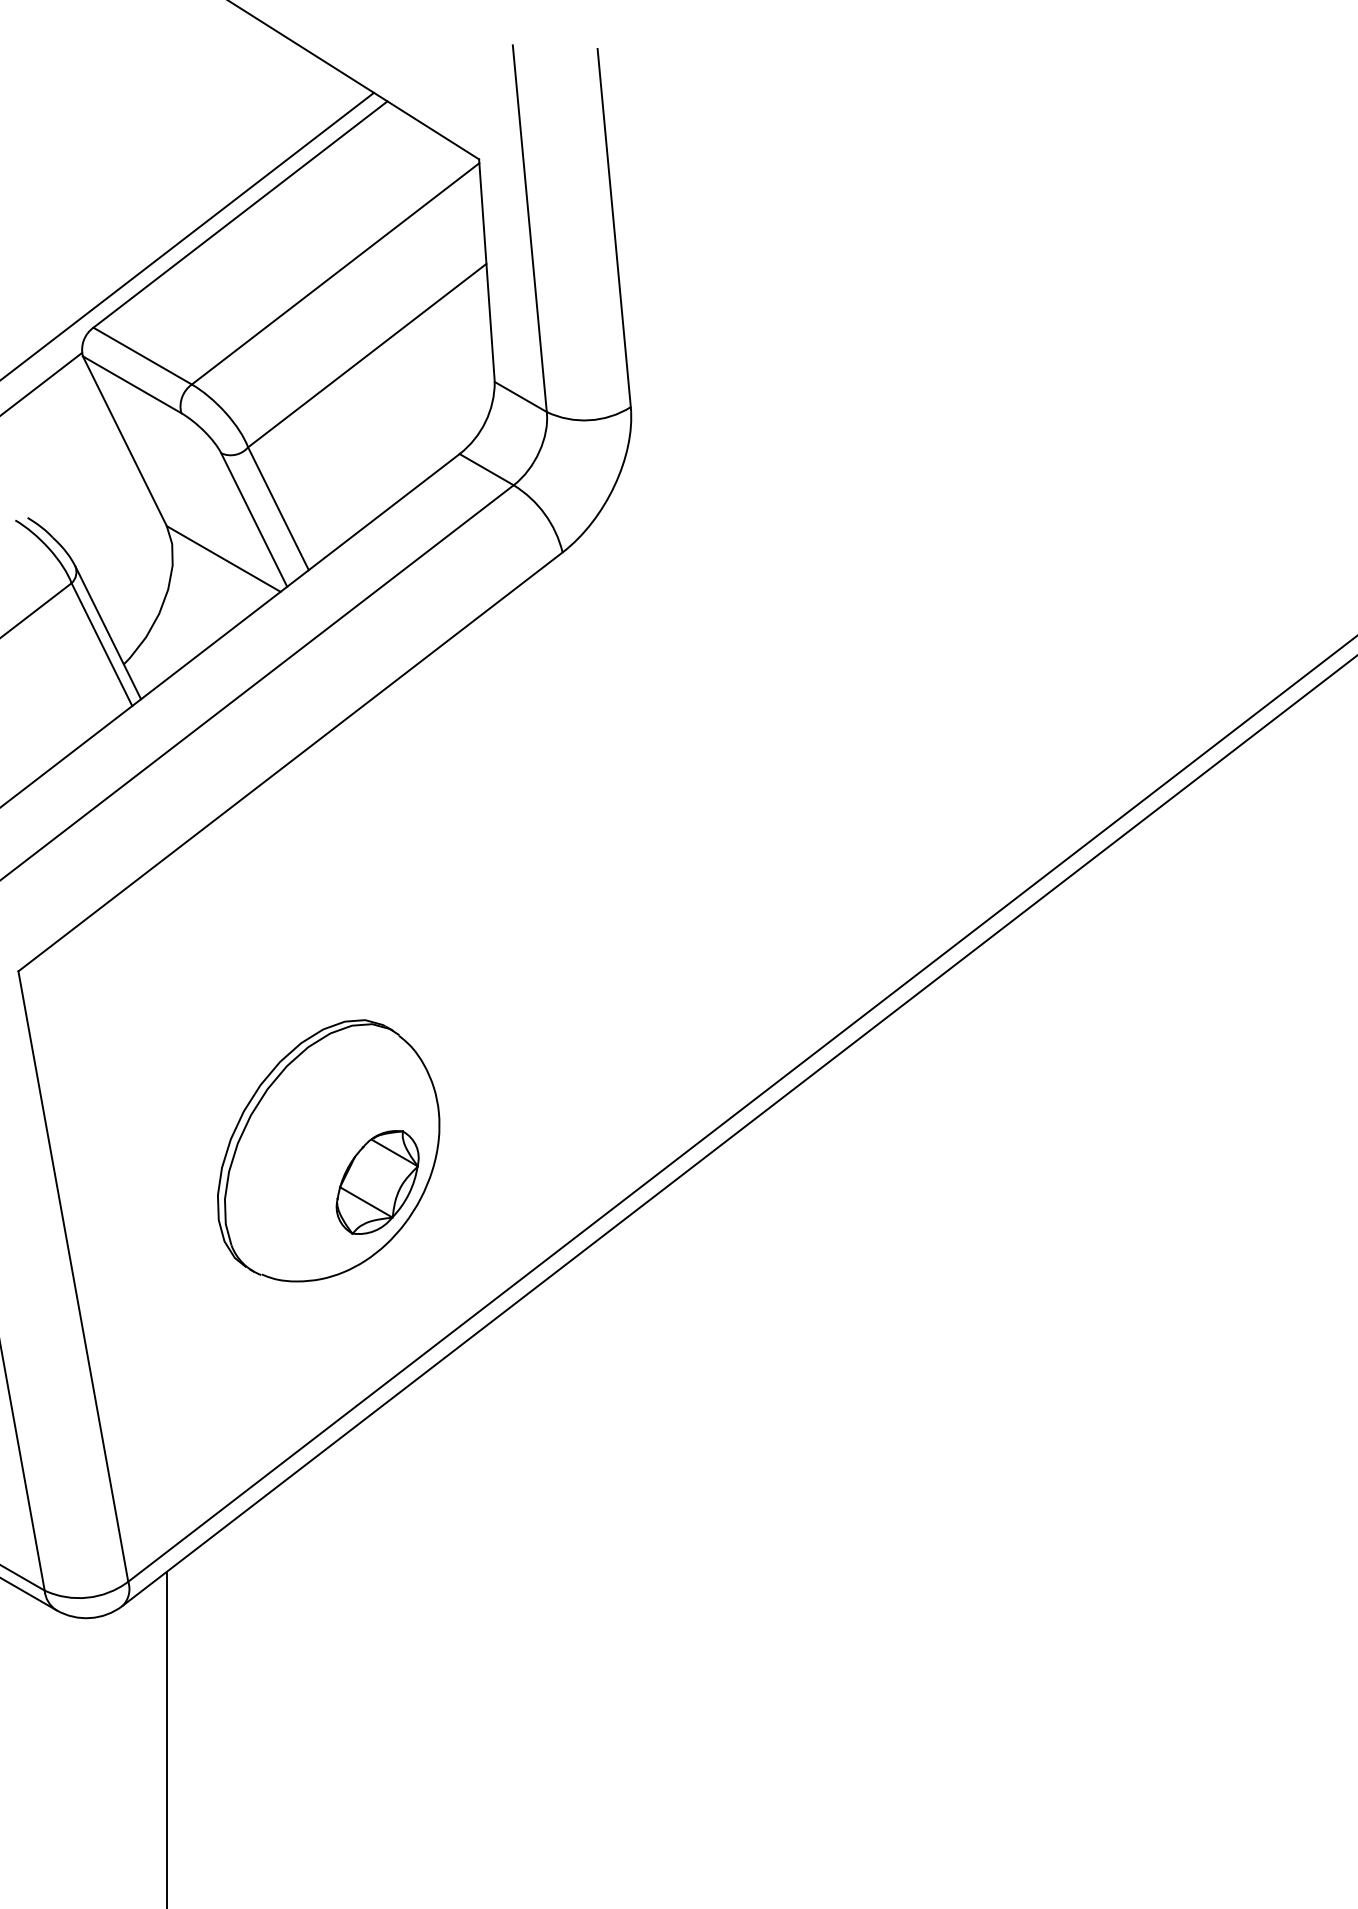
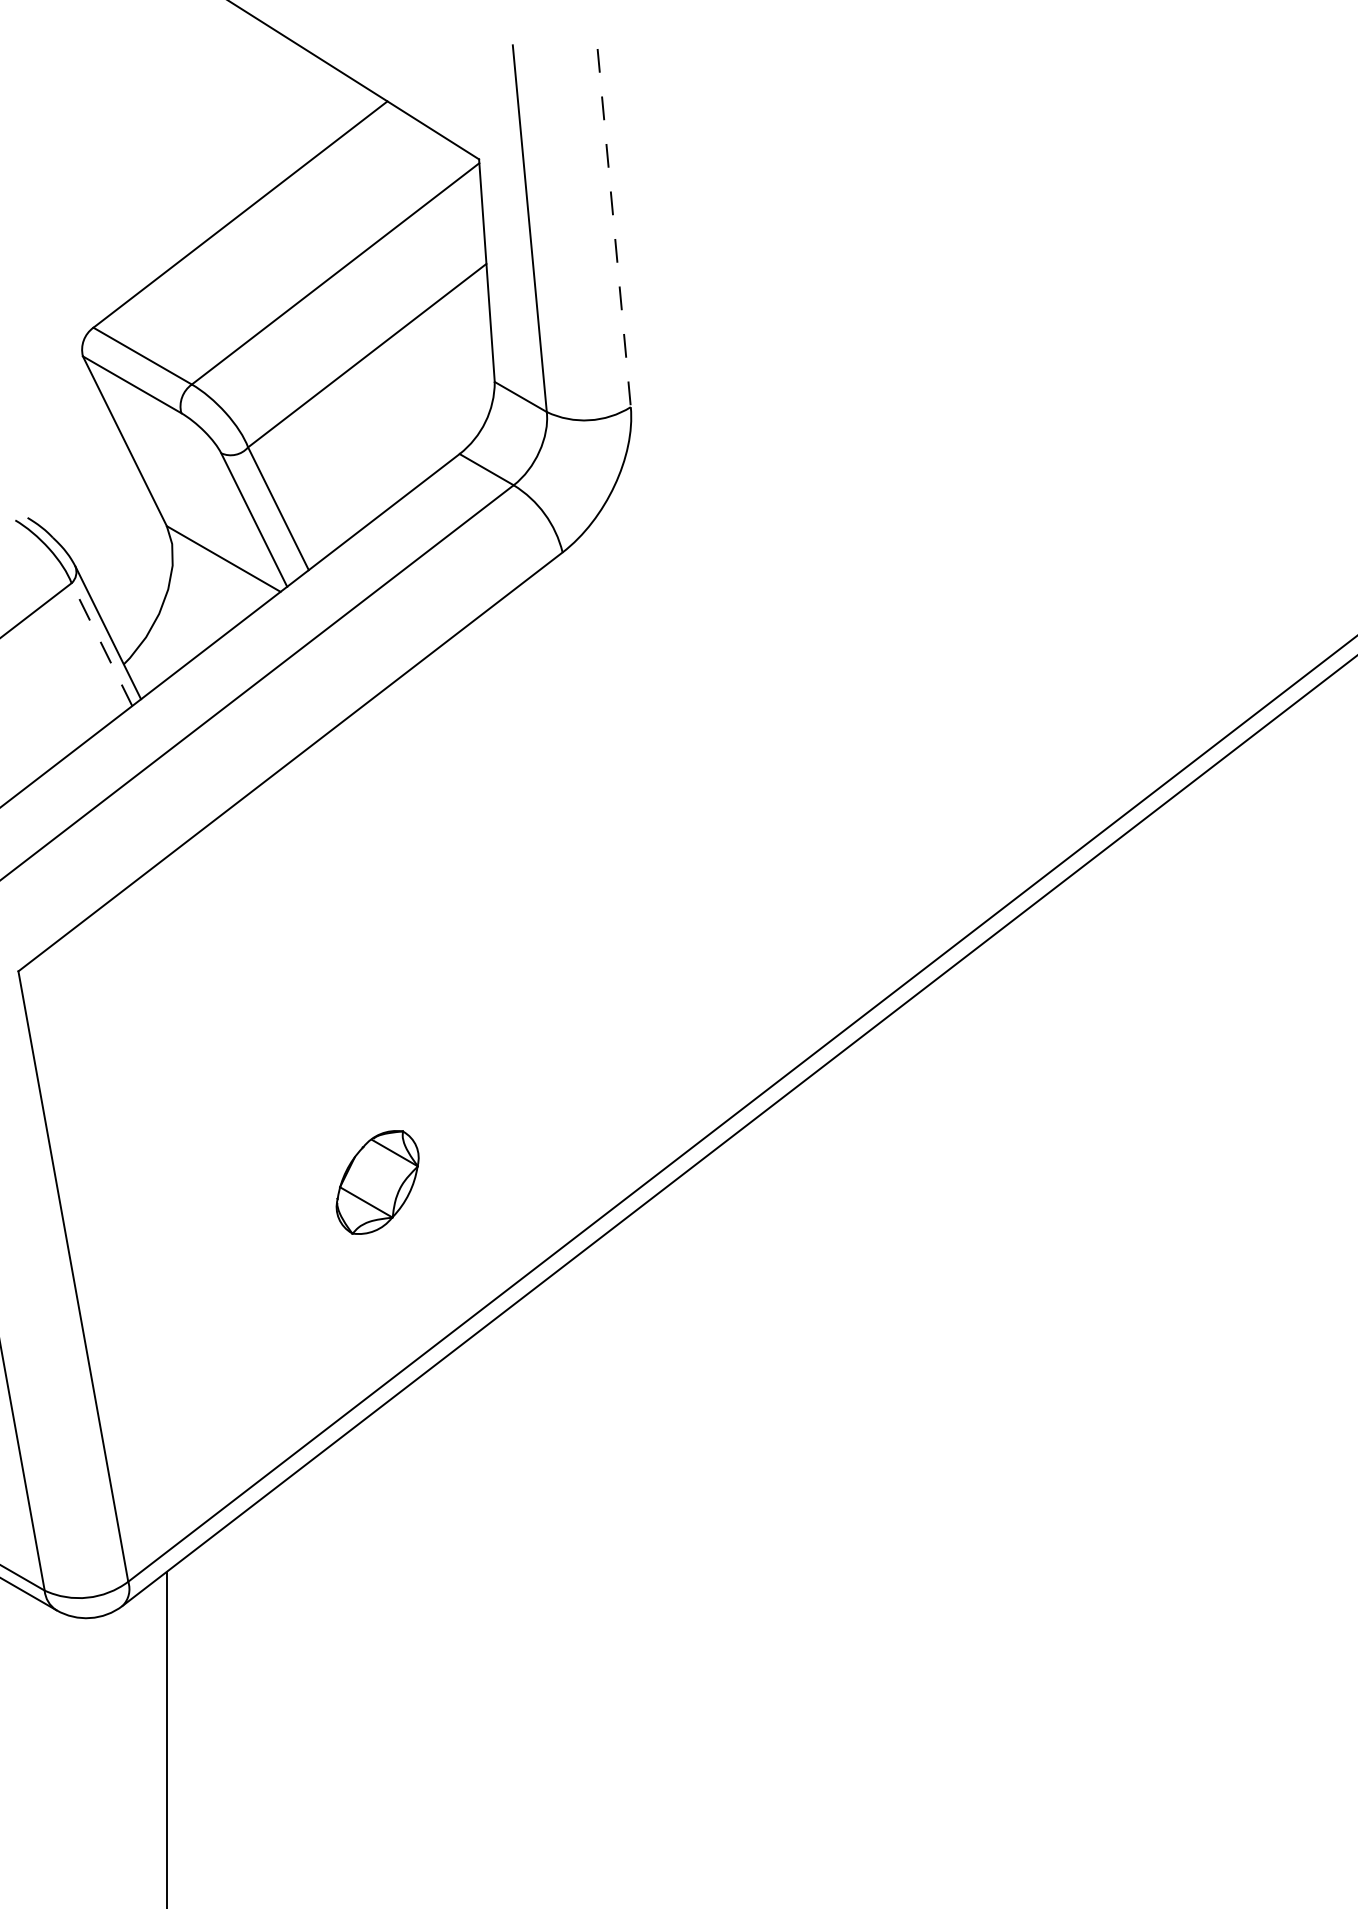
line: solid -> dashed (614, 228)
line: present -> none (188, 235)
line: present -> none (41, 383)
line: solid -> dashed (101, 644)
part: present -> none (328, 1150)
